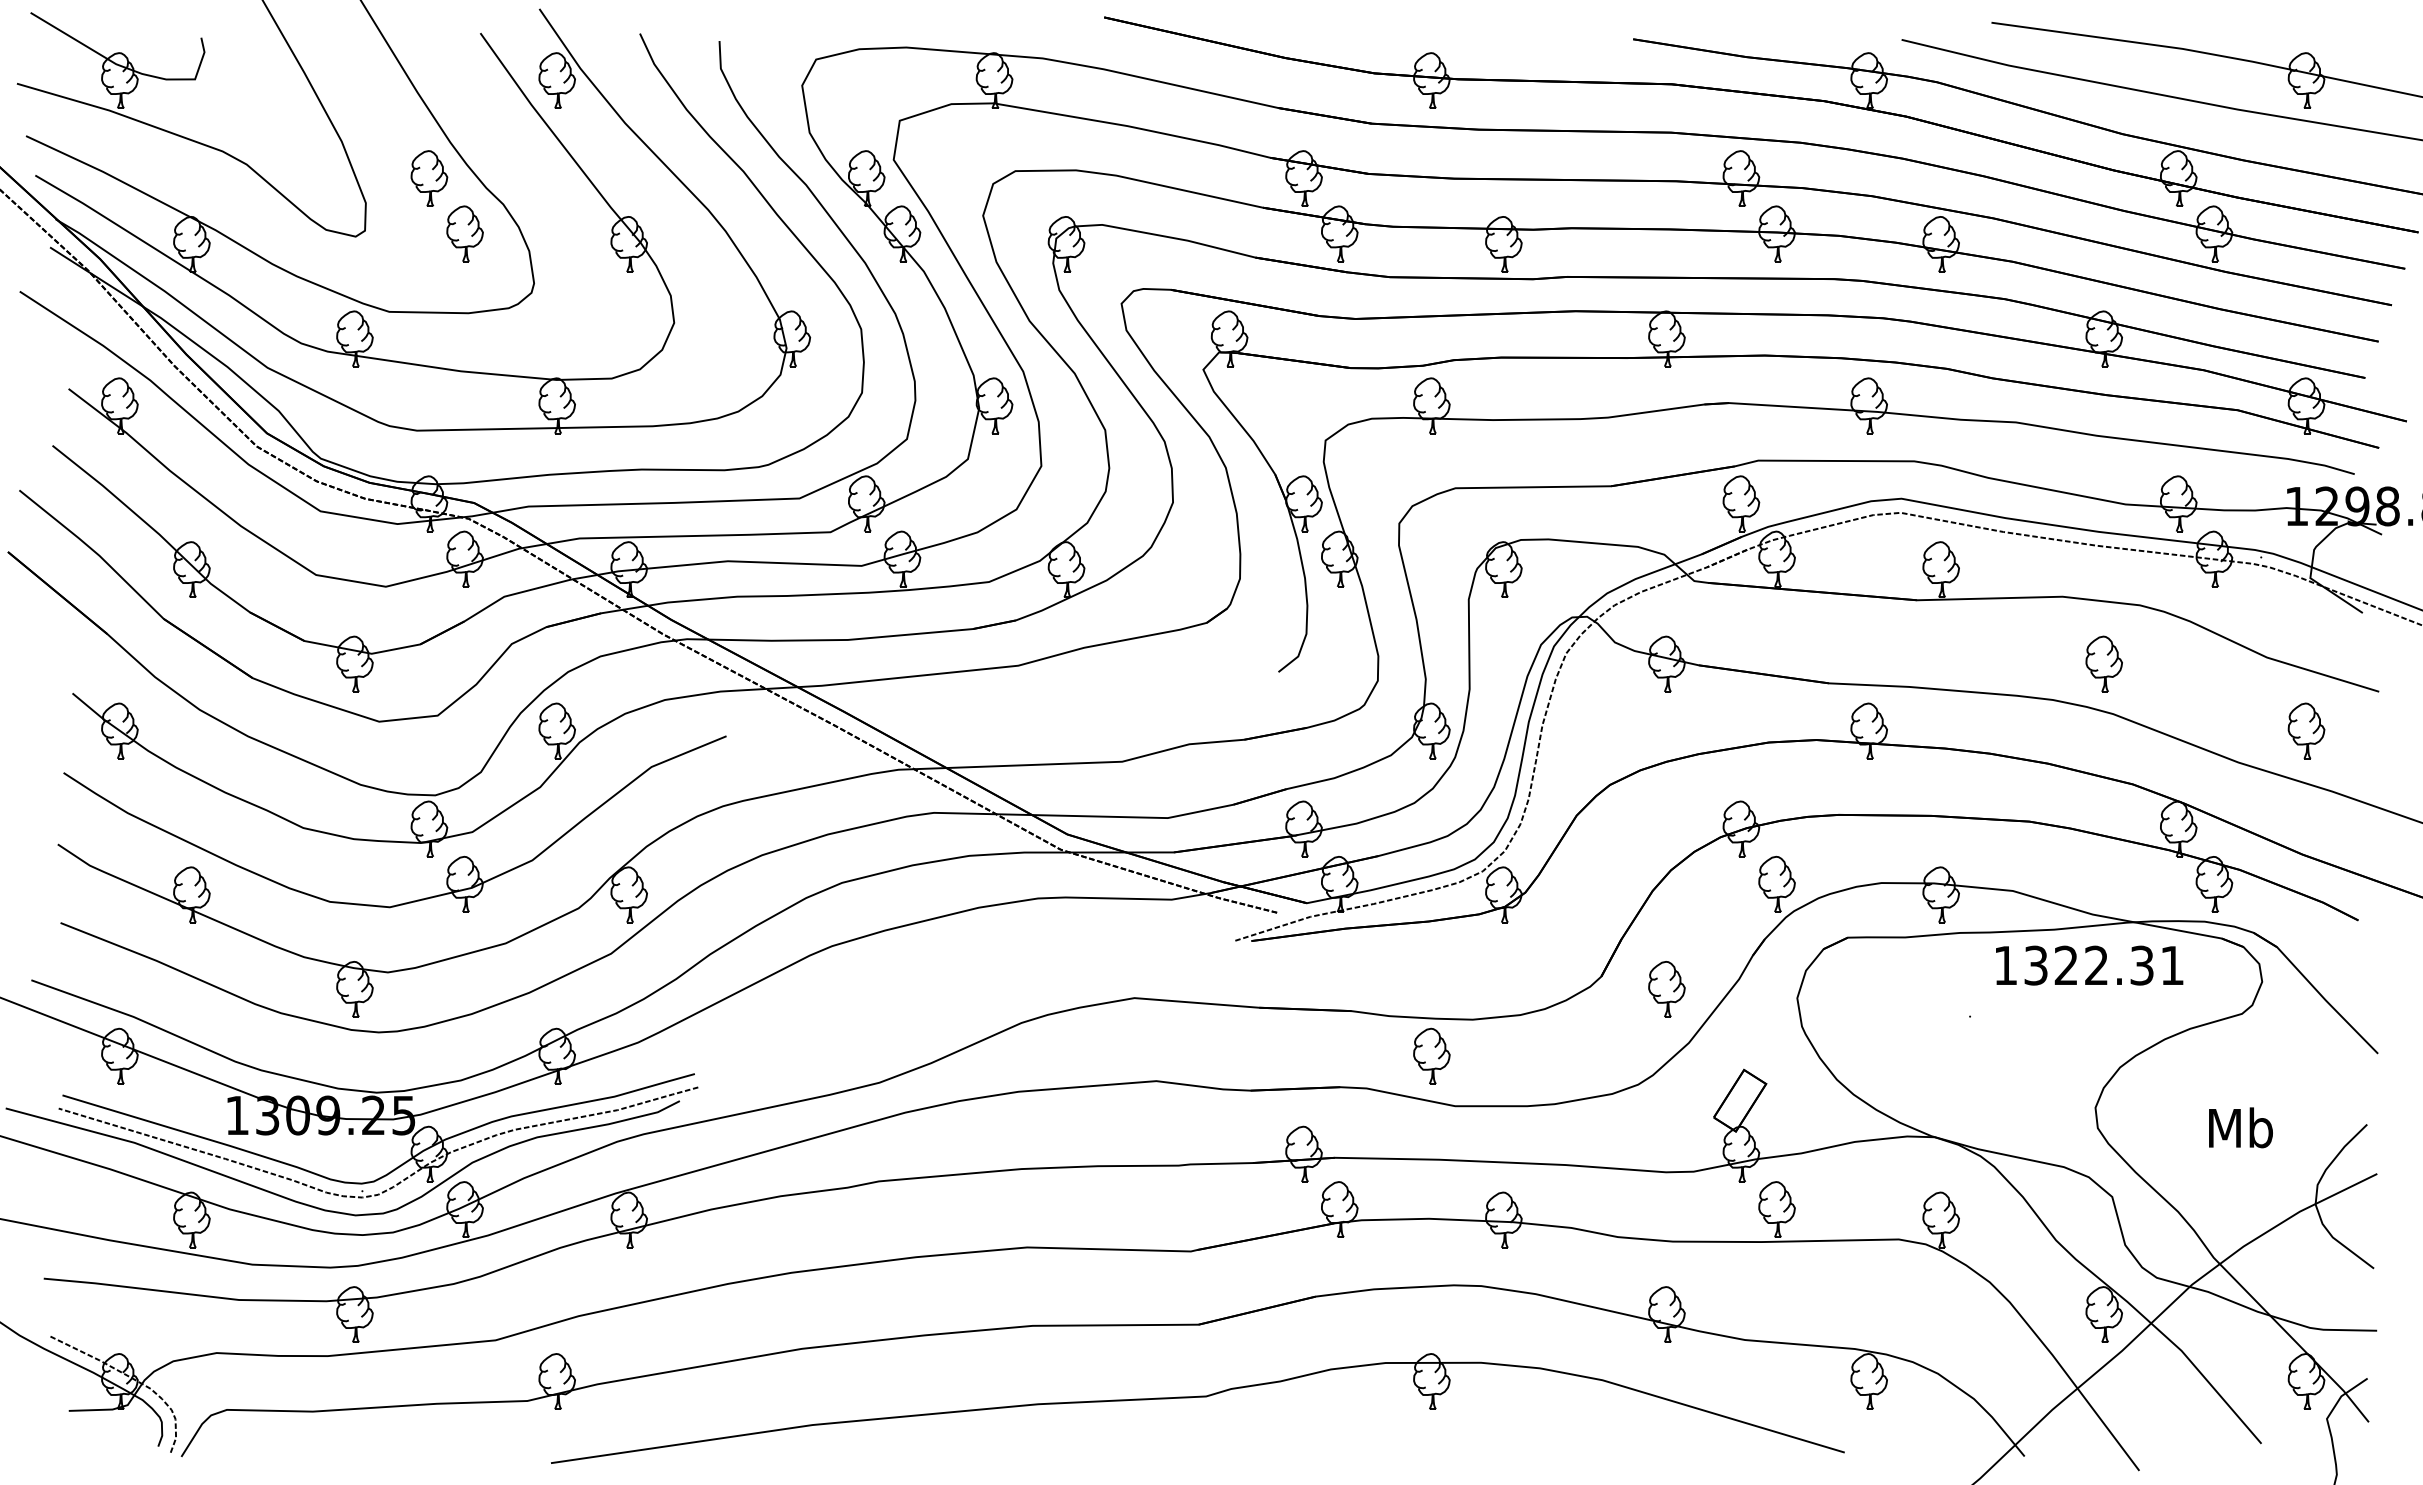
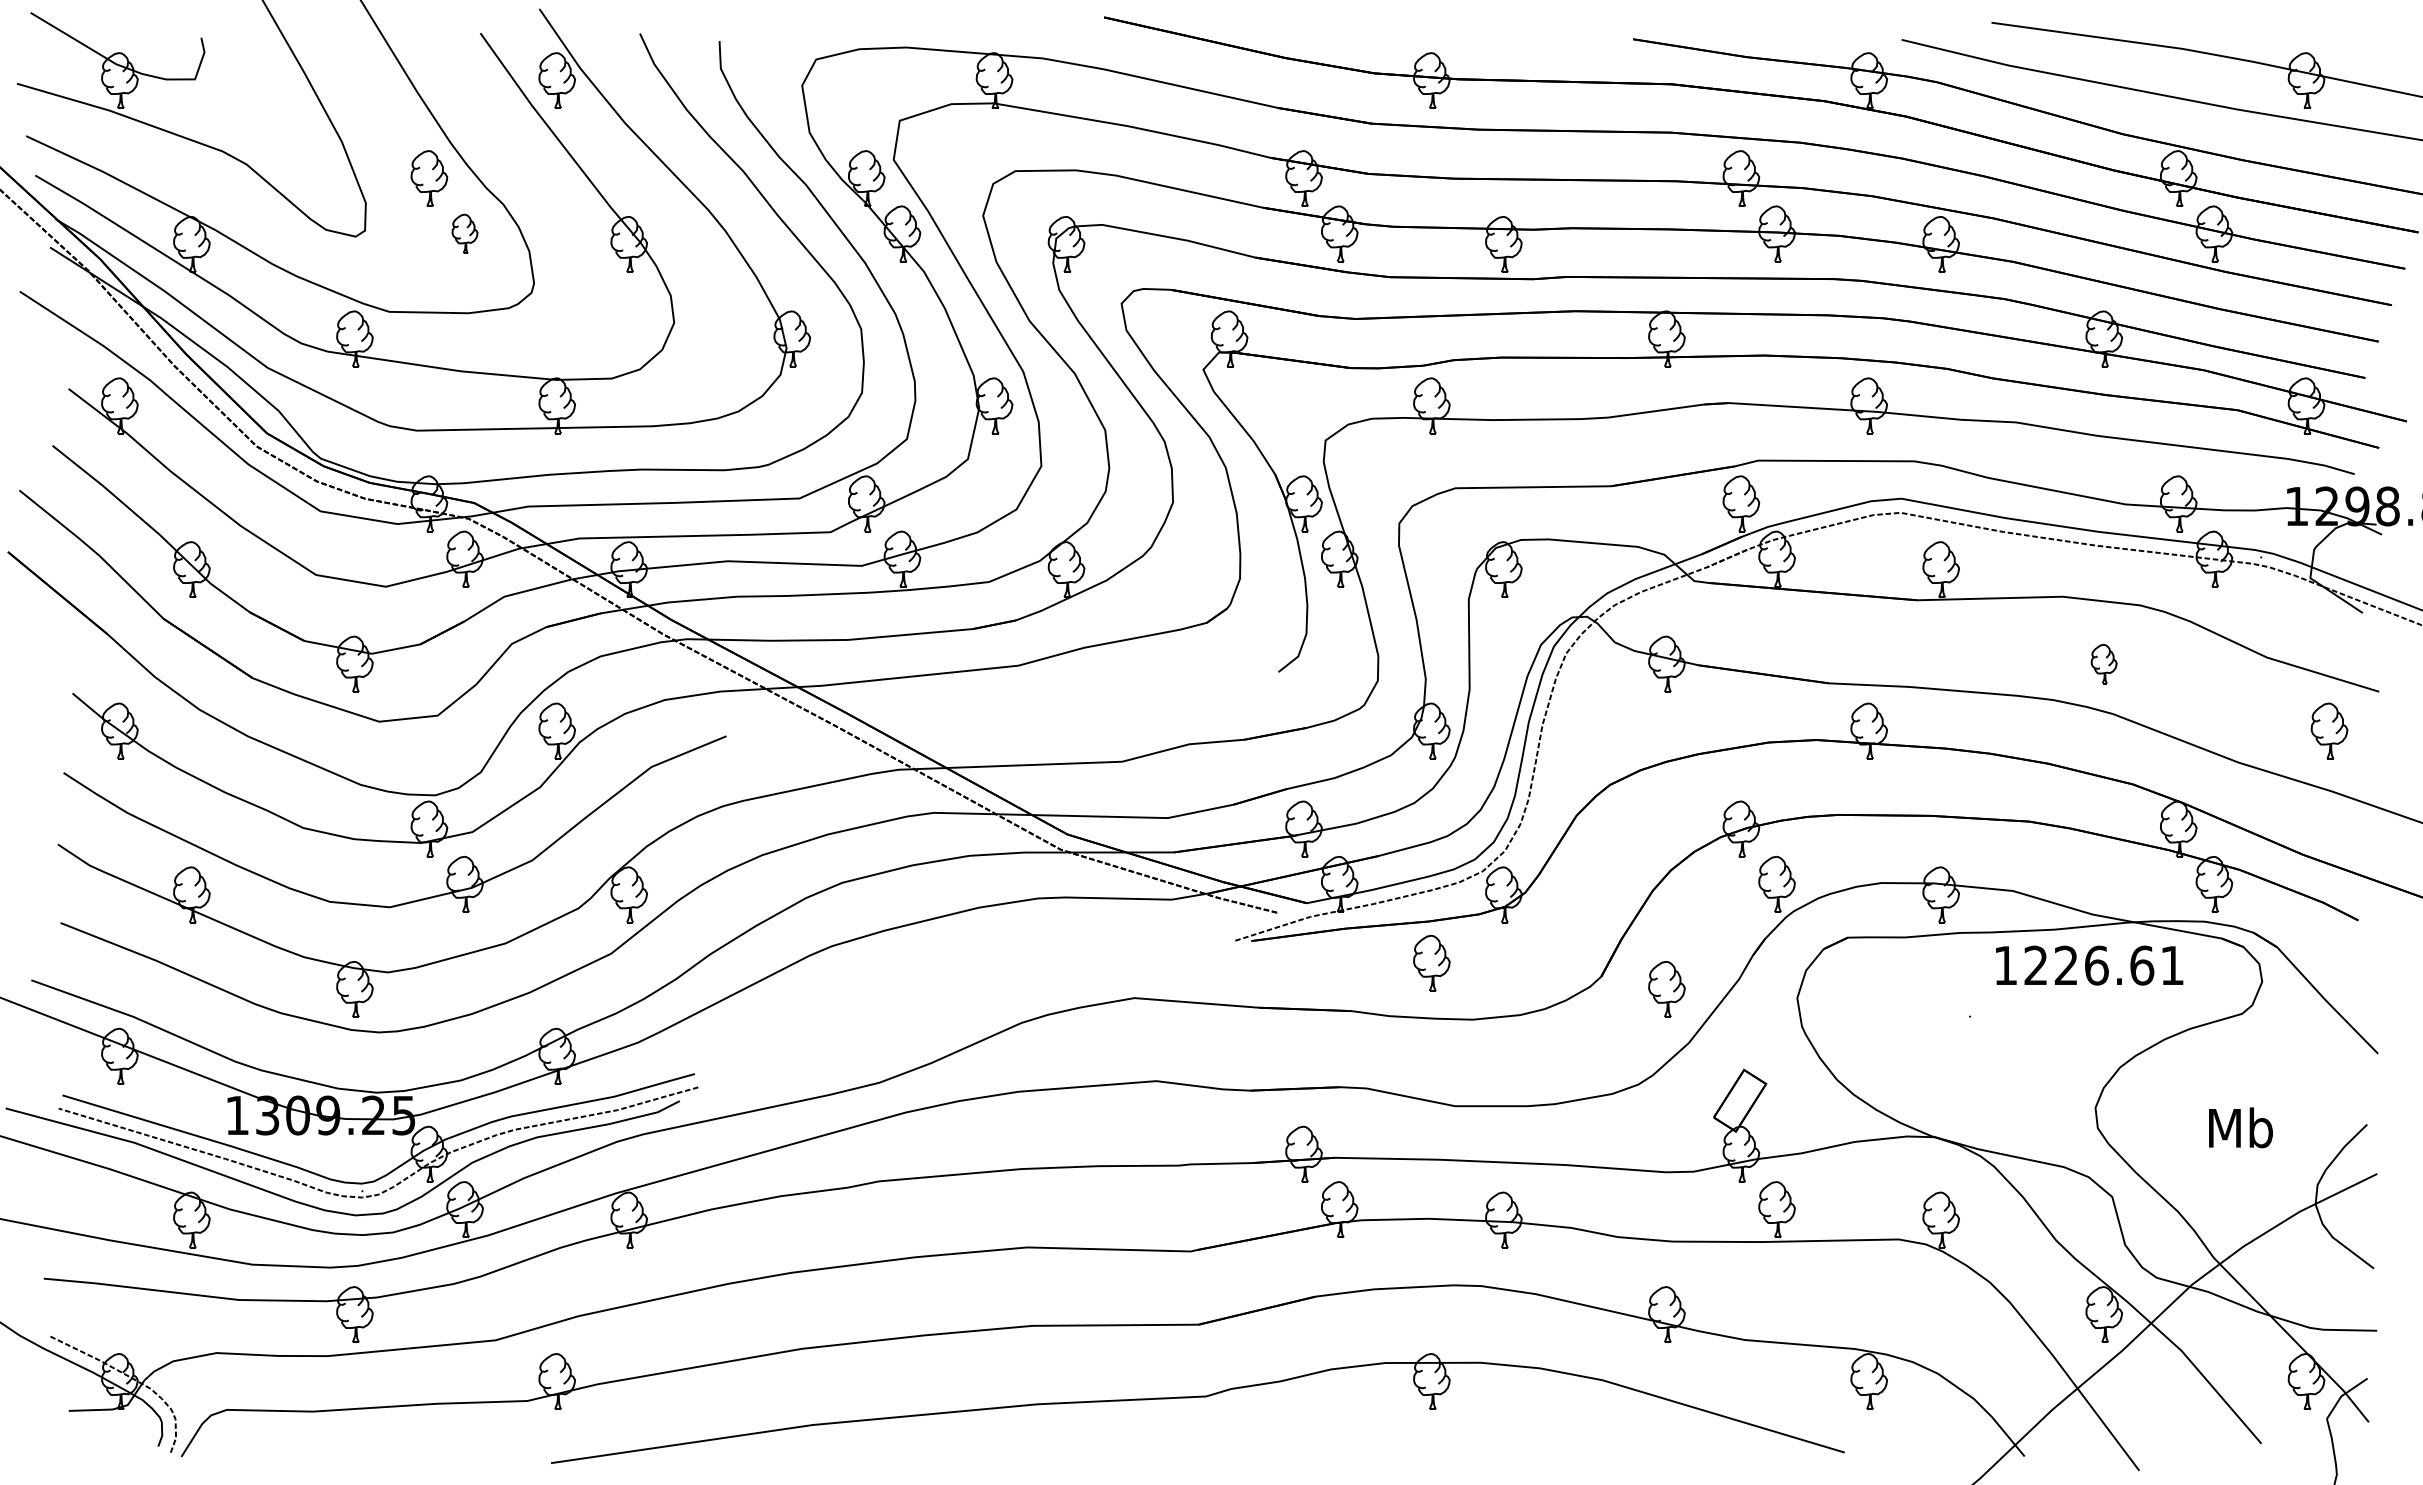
part size: 38x58 px -> 28x41 px (464, 233)
part size: 38x58 px -> 28x41 px (2103, 664)
part position: (2306, 730) -> (2329, 730) (2329, 730)
text: 1322.31 -> 1226.61 (2089, 965)
part position: (1431, 1055) -> (1431, 962) (1431, 962)
